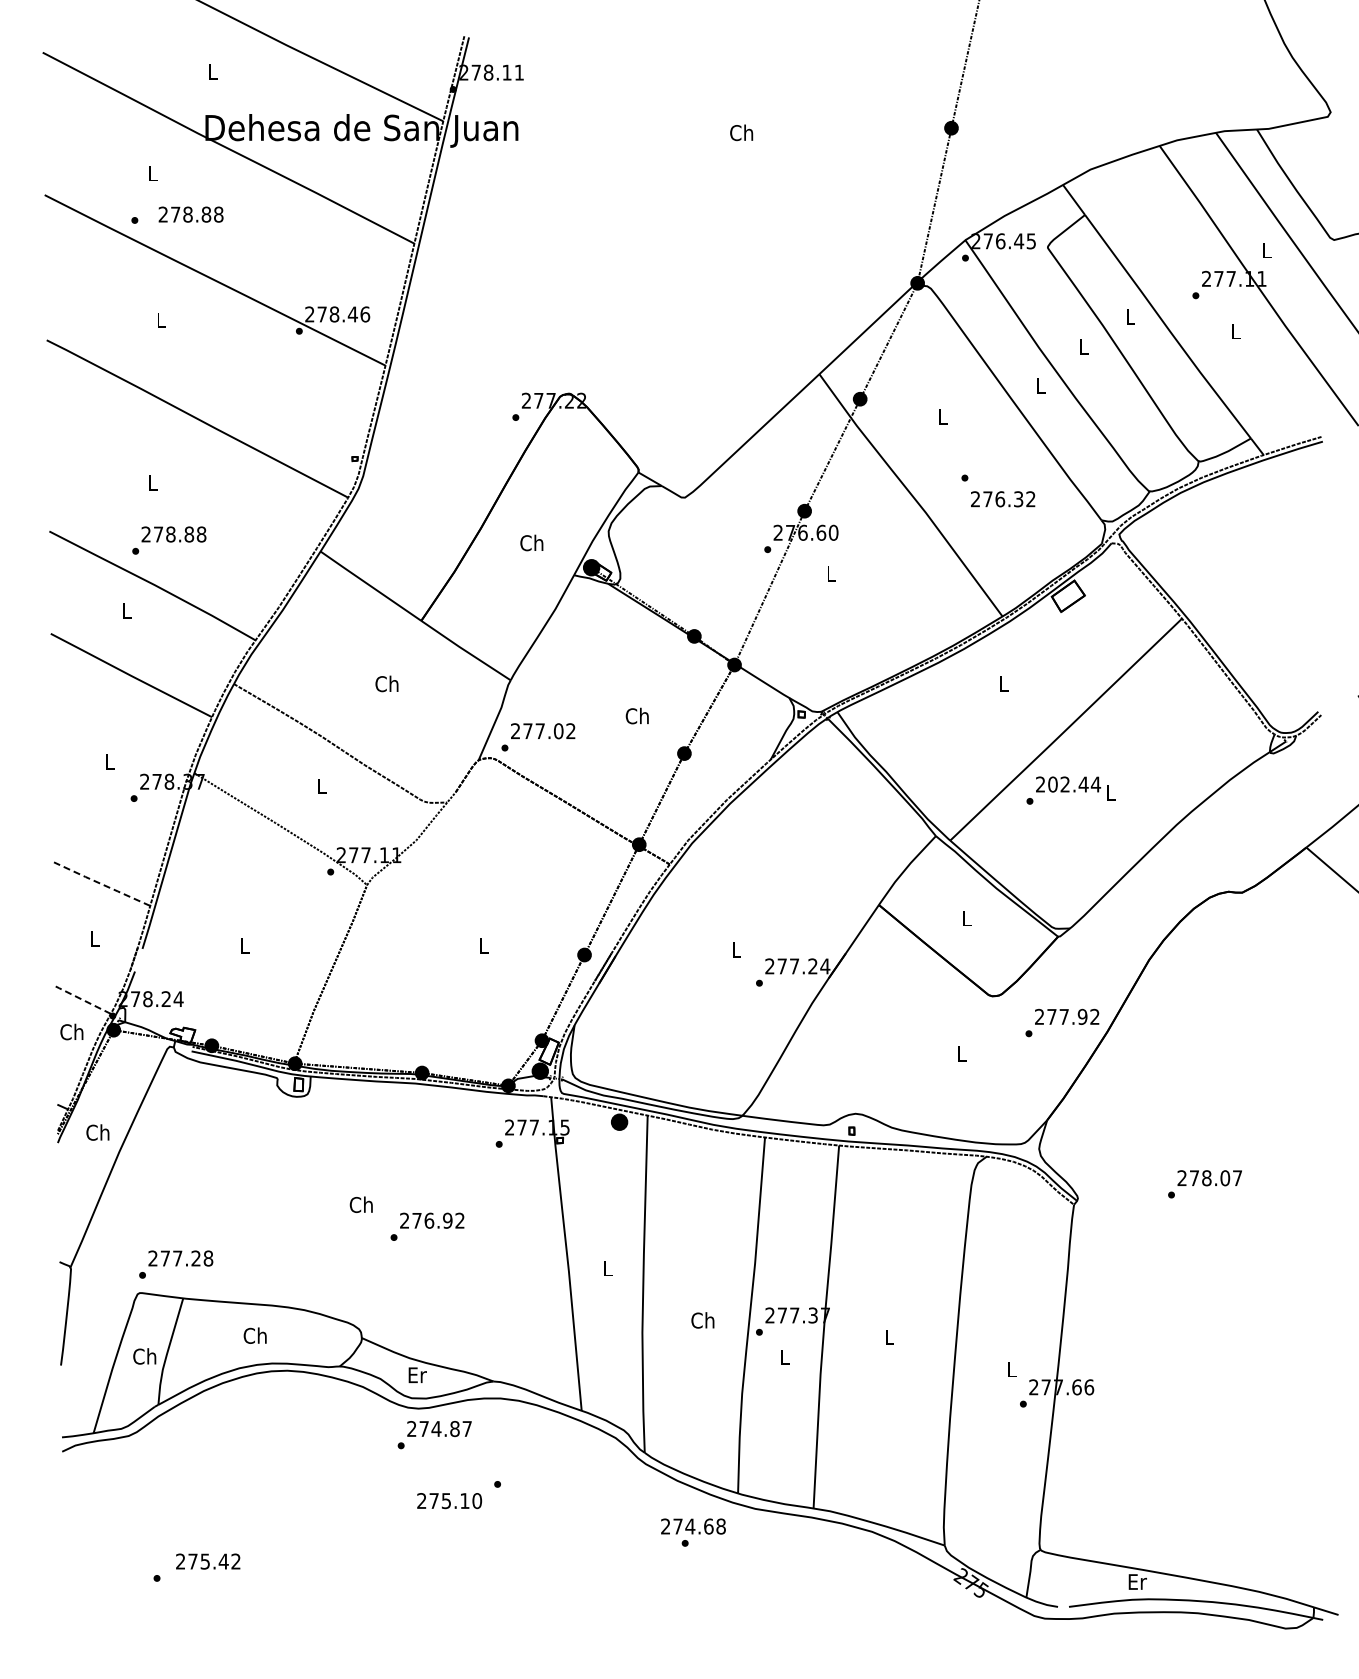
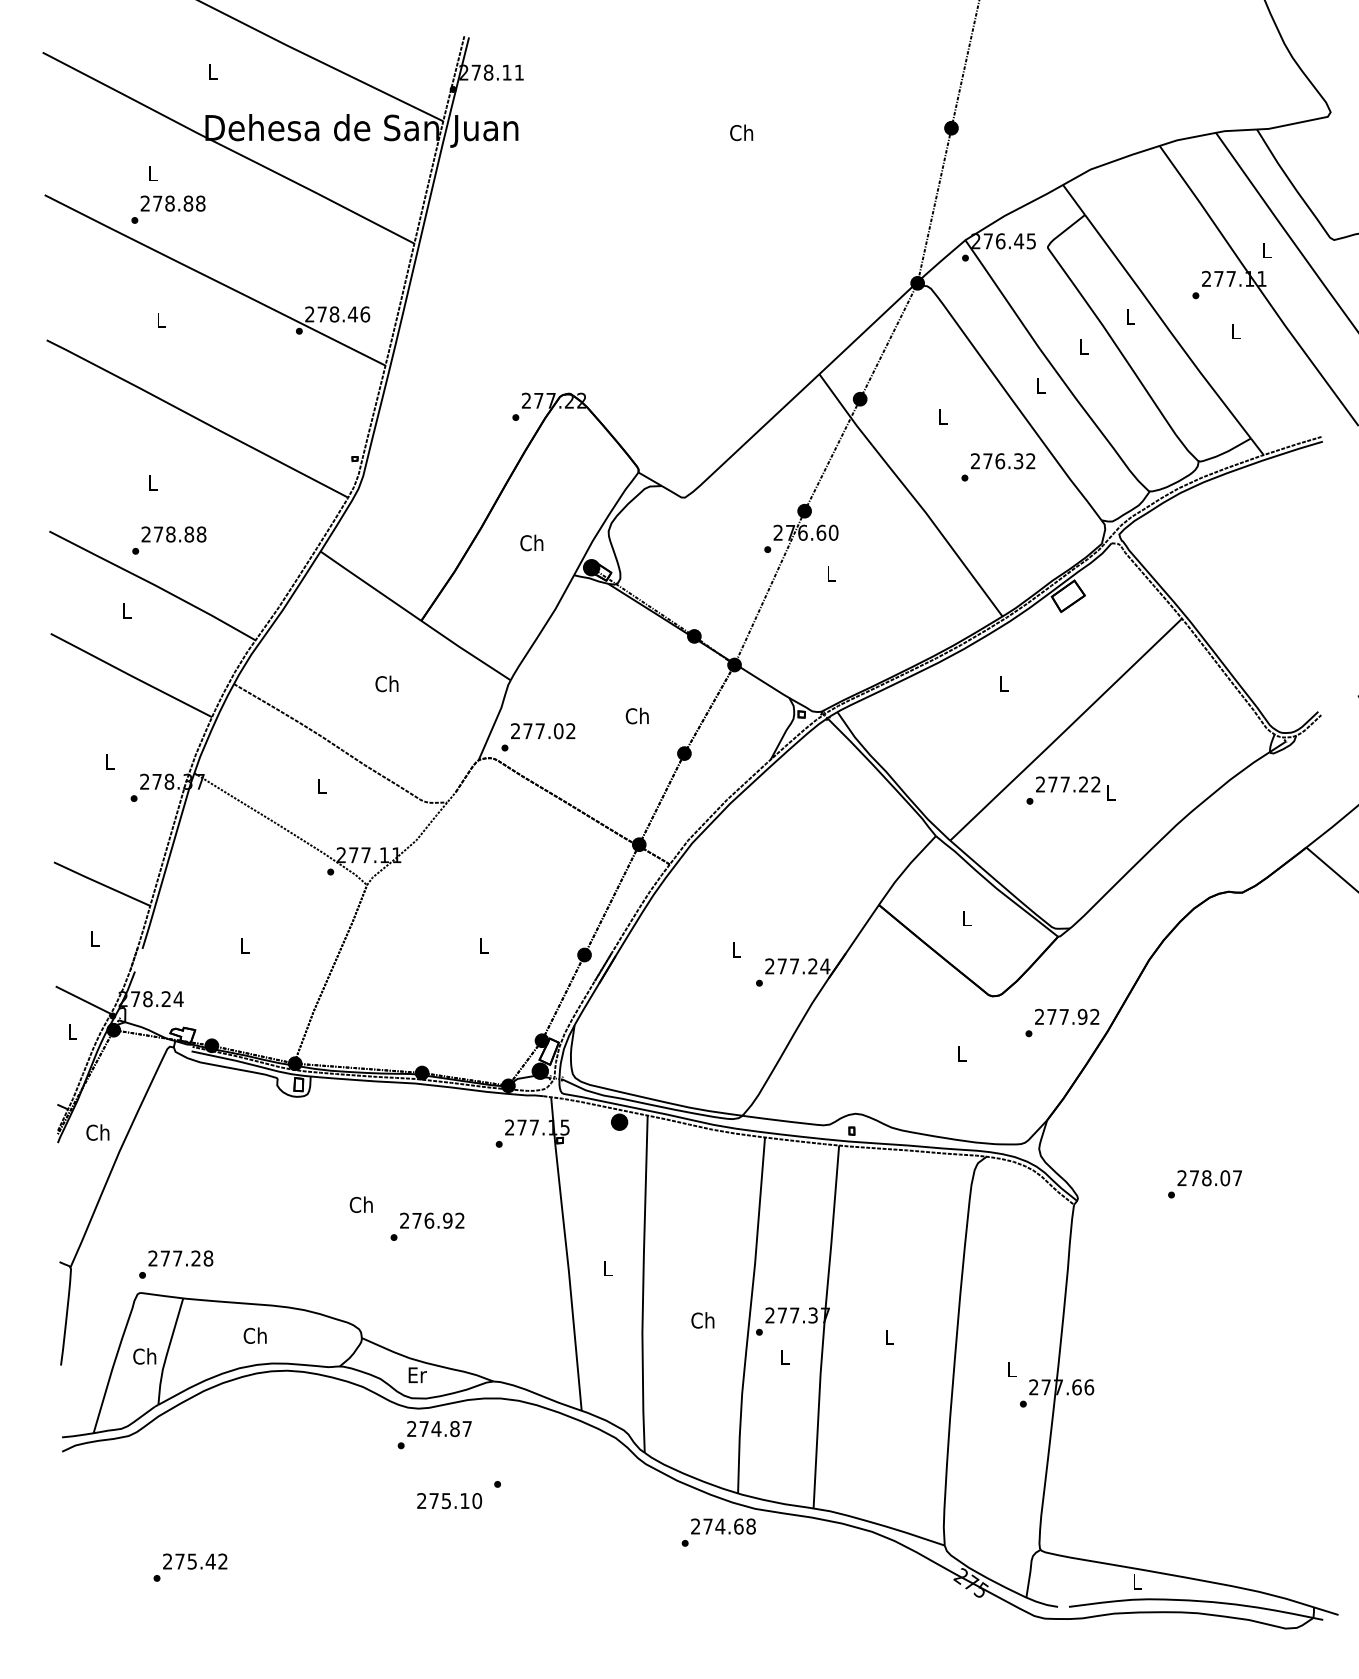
text position: (190, 214) -> (172, 203) (172, 203)
text position: (1003, 499) -> (1003, 461) (1003, 461)
text: 202.44 -> 277.22 (1074, 784)
line: dashed -> solid (101, 884)
line: dashed -> solid (83, 1000)
text: Ch -> L (71, 1031)
text position: (693, 1526) -> (723, 1526) (723, 1526)
text position: (208, 1561) -> (195, 1561) (195, 1561)
text: Er -> L (1137, 1581)
